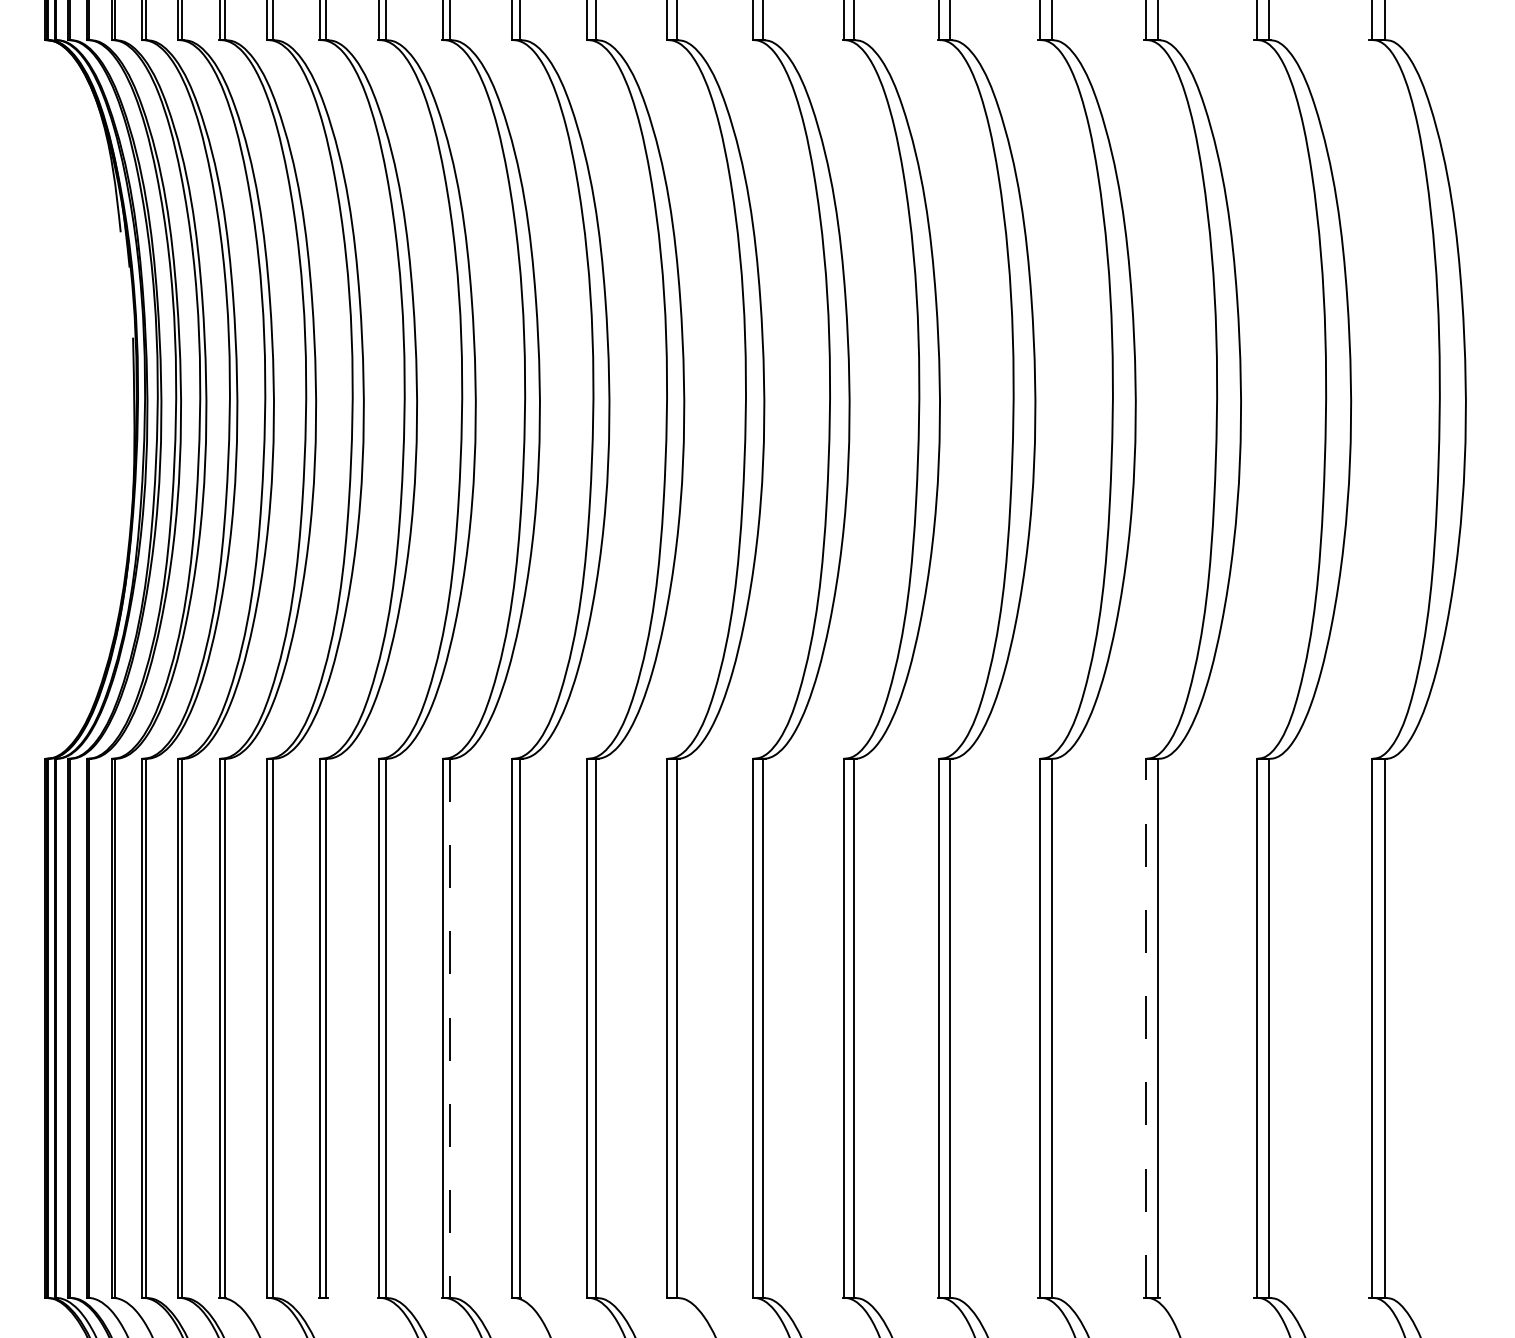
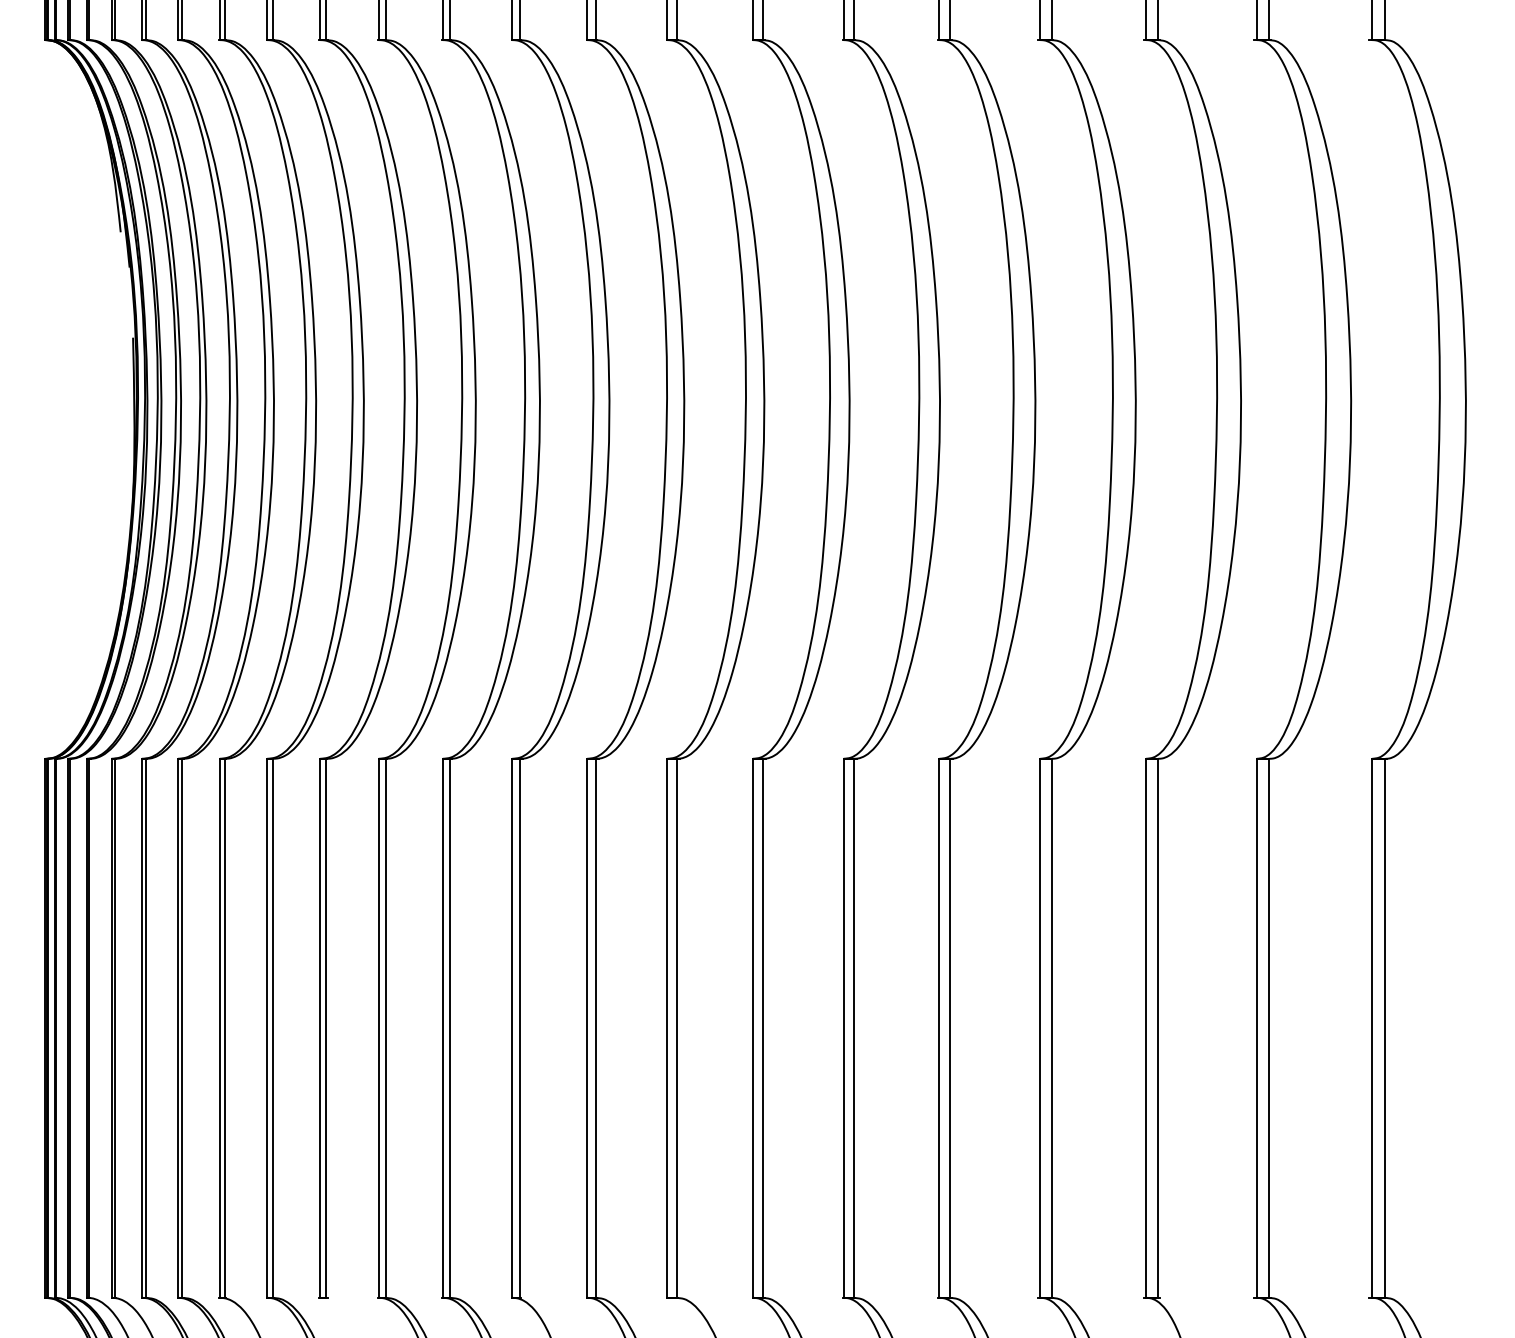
line: dashed -> solid (450, 1028)
line: dashed -> solid (1146, 1028)
